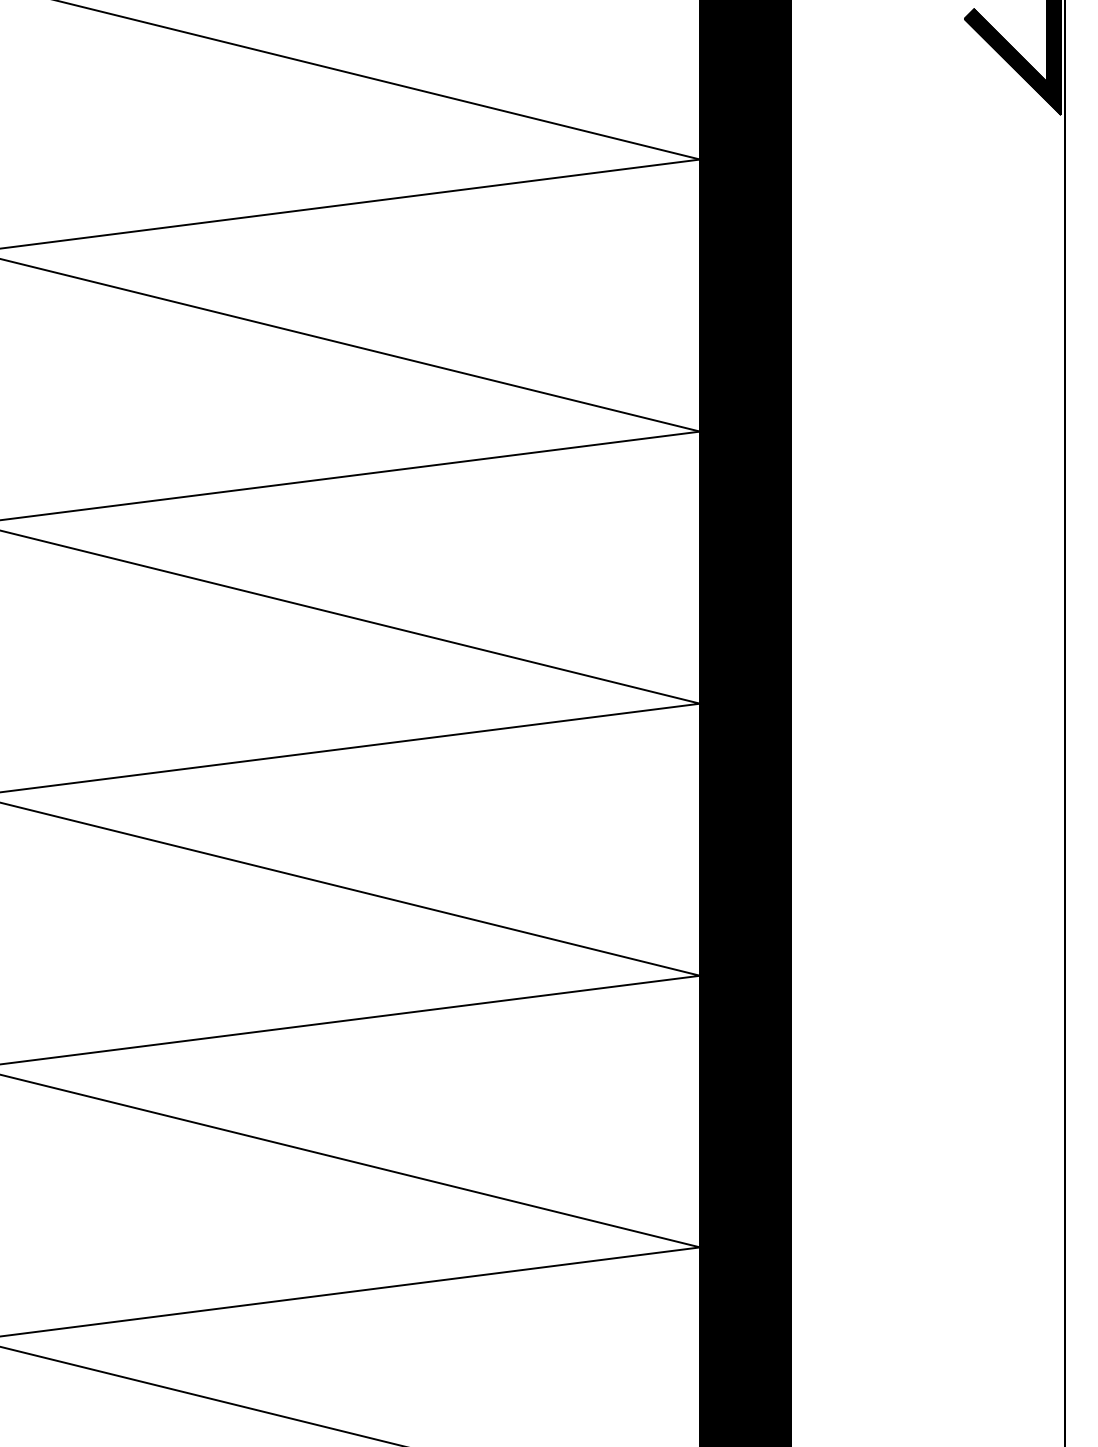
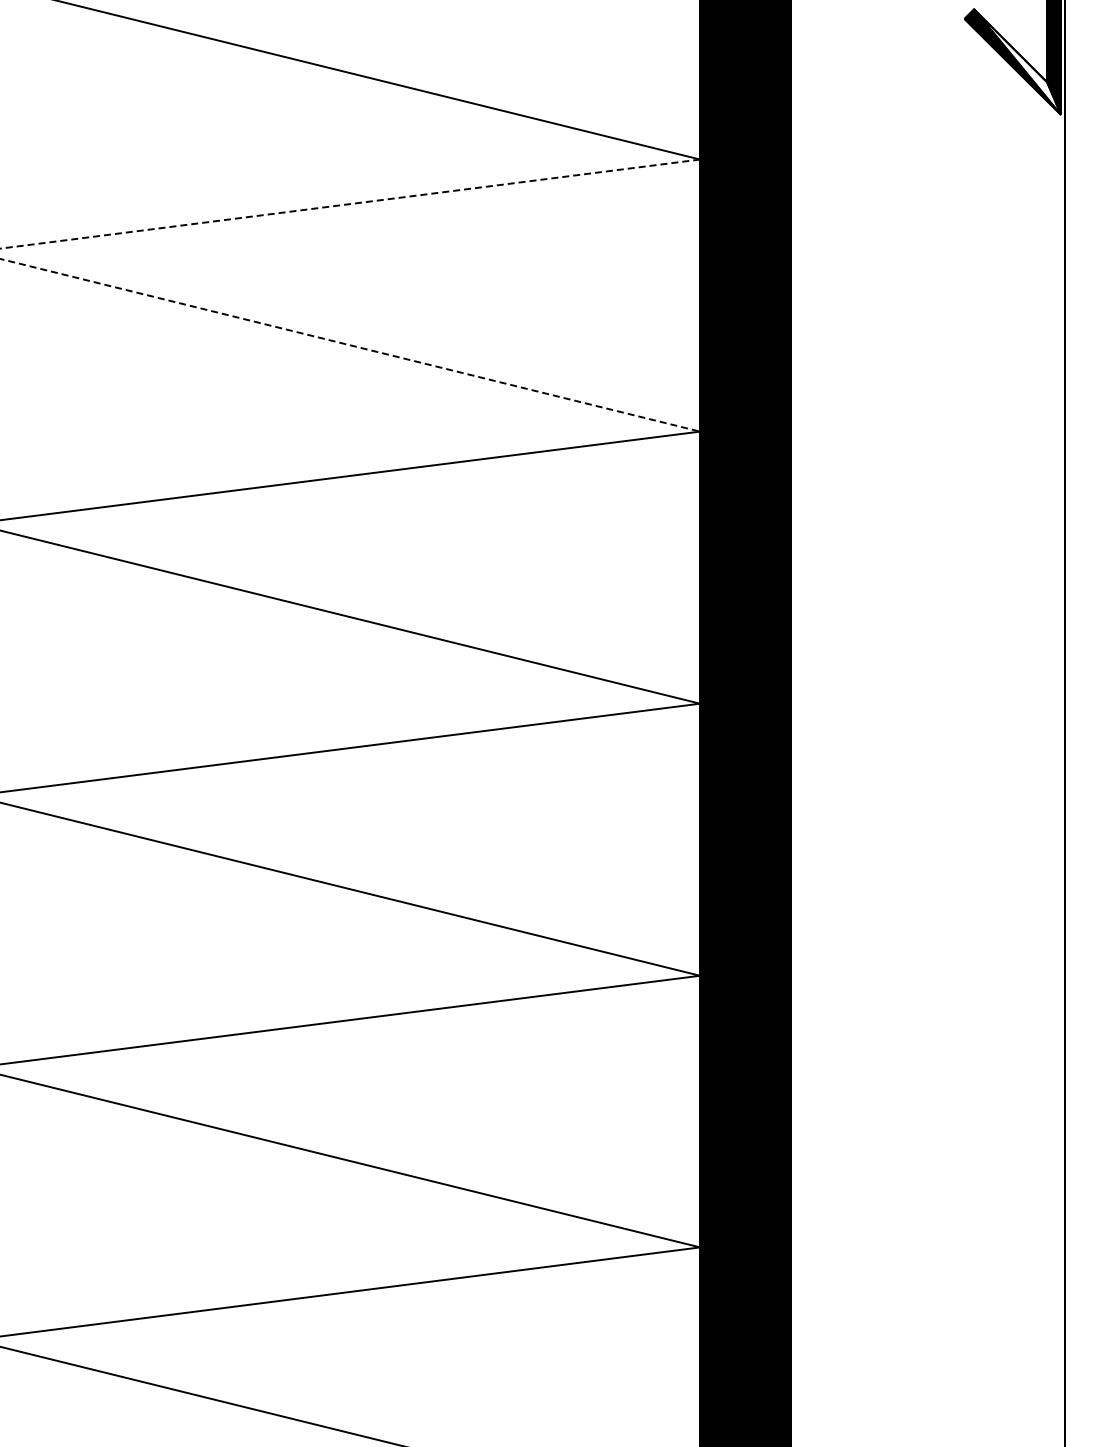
fill: present -> none (1017, 61)
line: solid -> dashed (7, 260)
